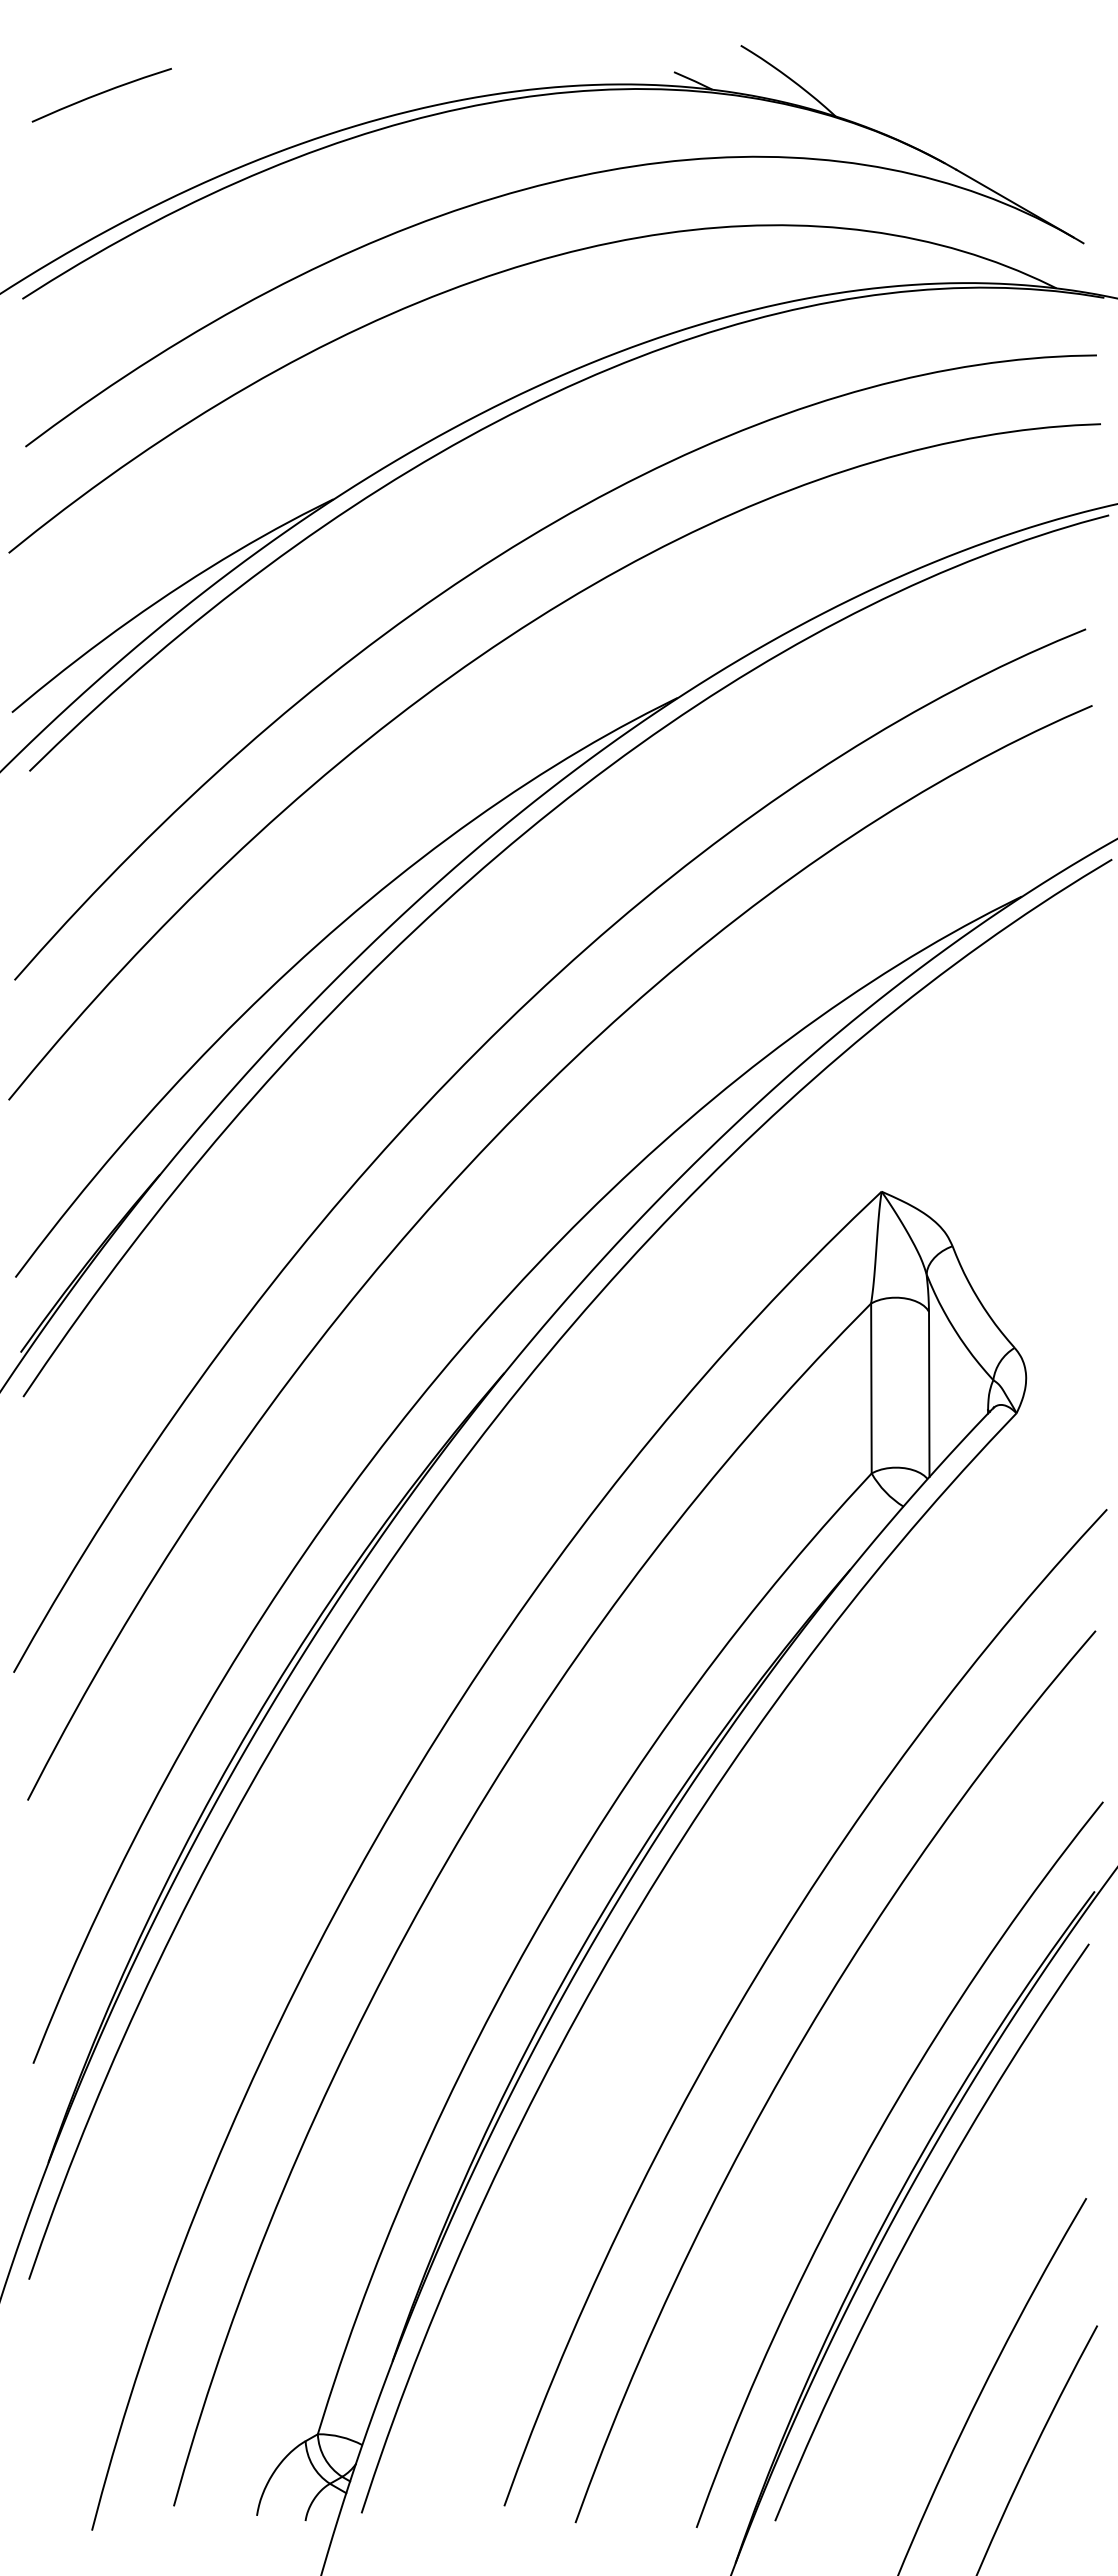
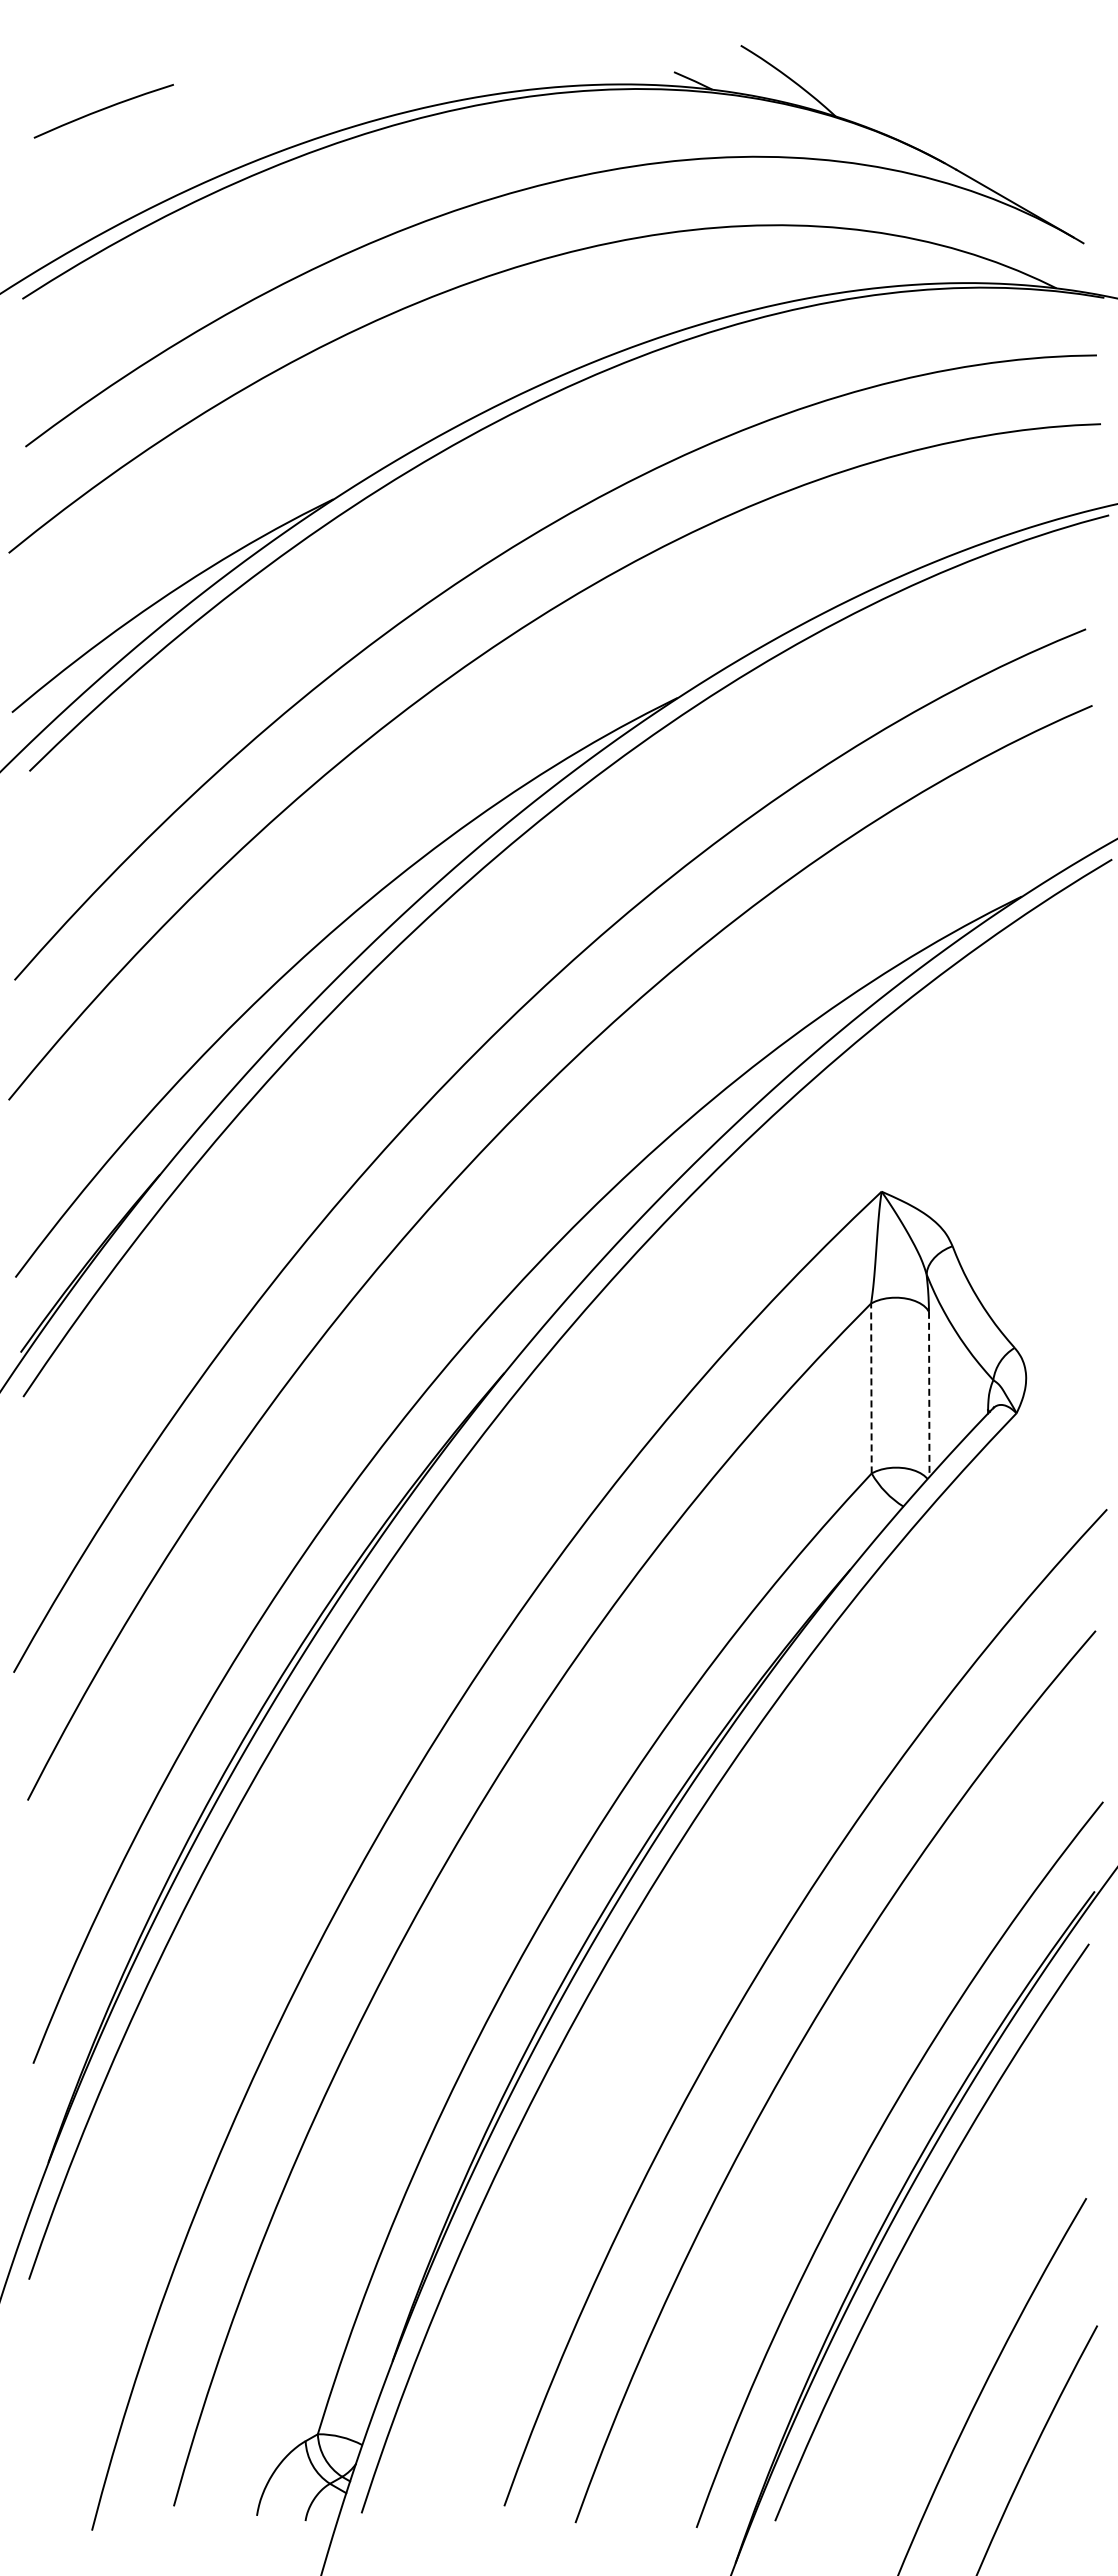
curve position: (101, 94) -> (103, 110) (103, 110)
line: solid -> dashed (871, 1388)
line: solid -> dashed (929, 1394)
